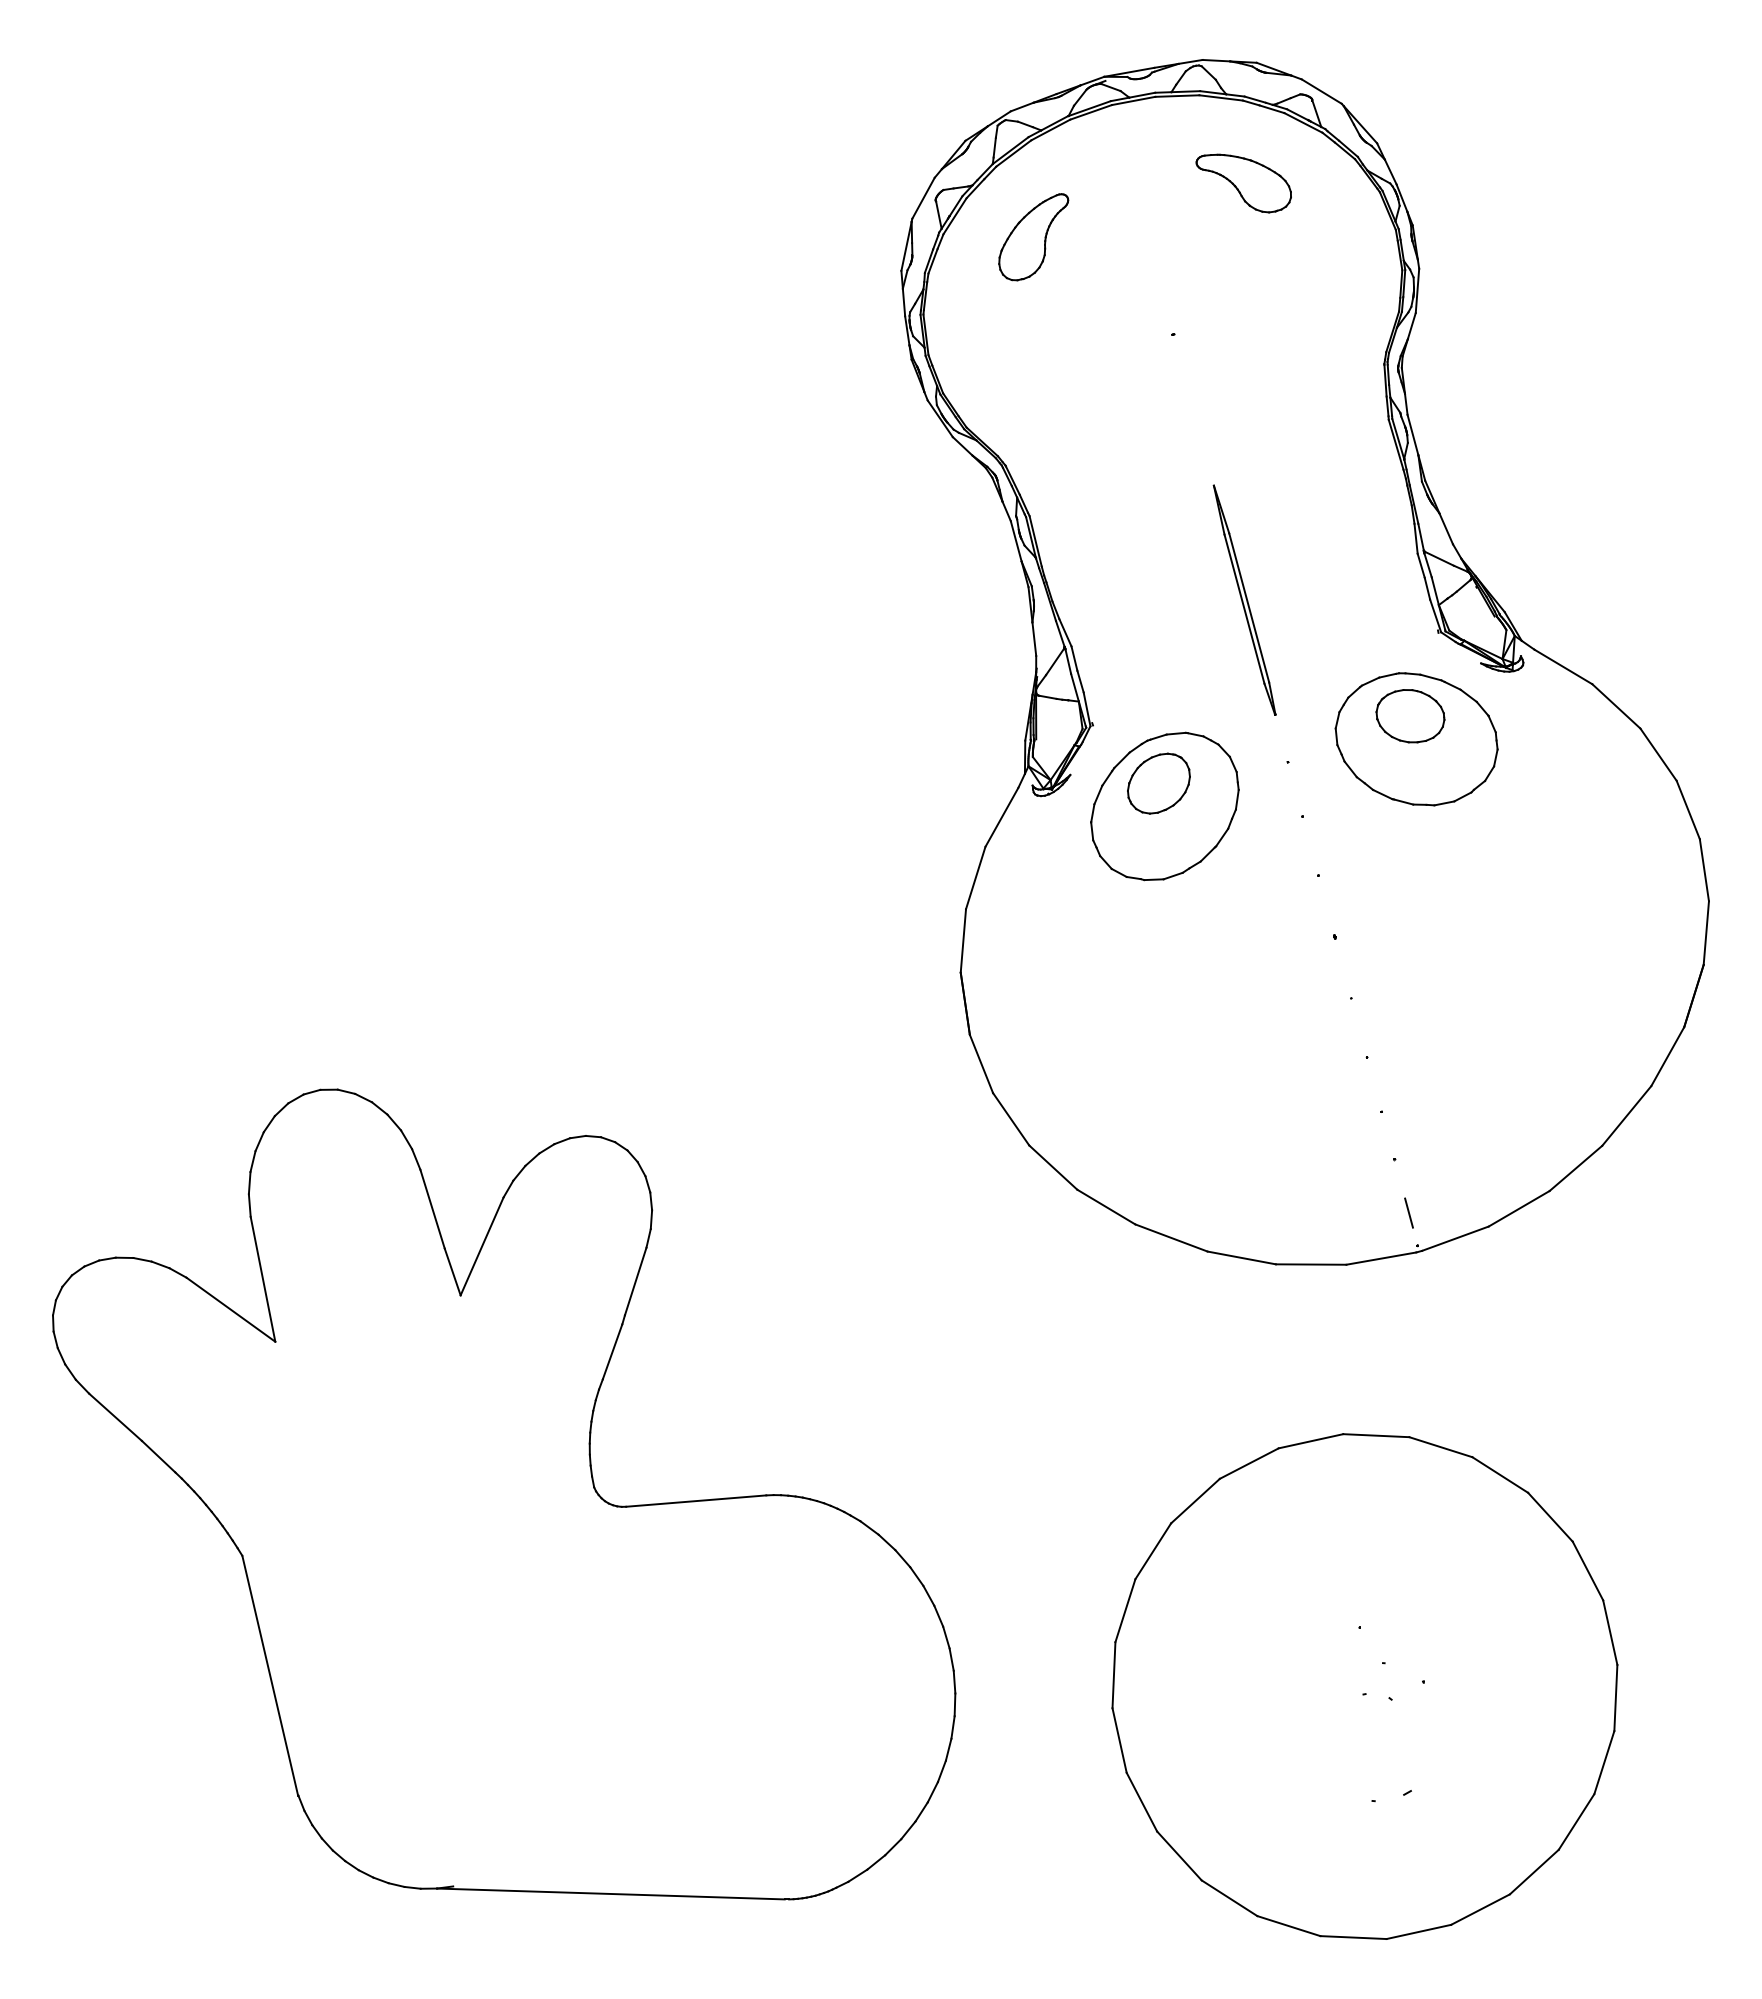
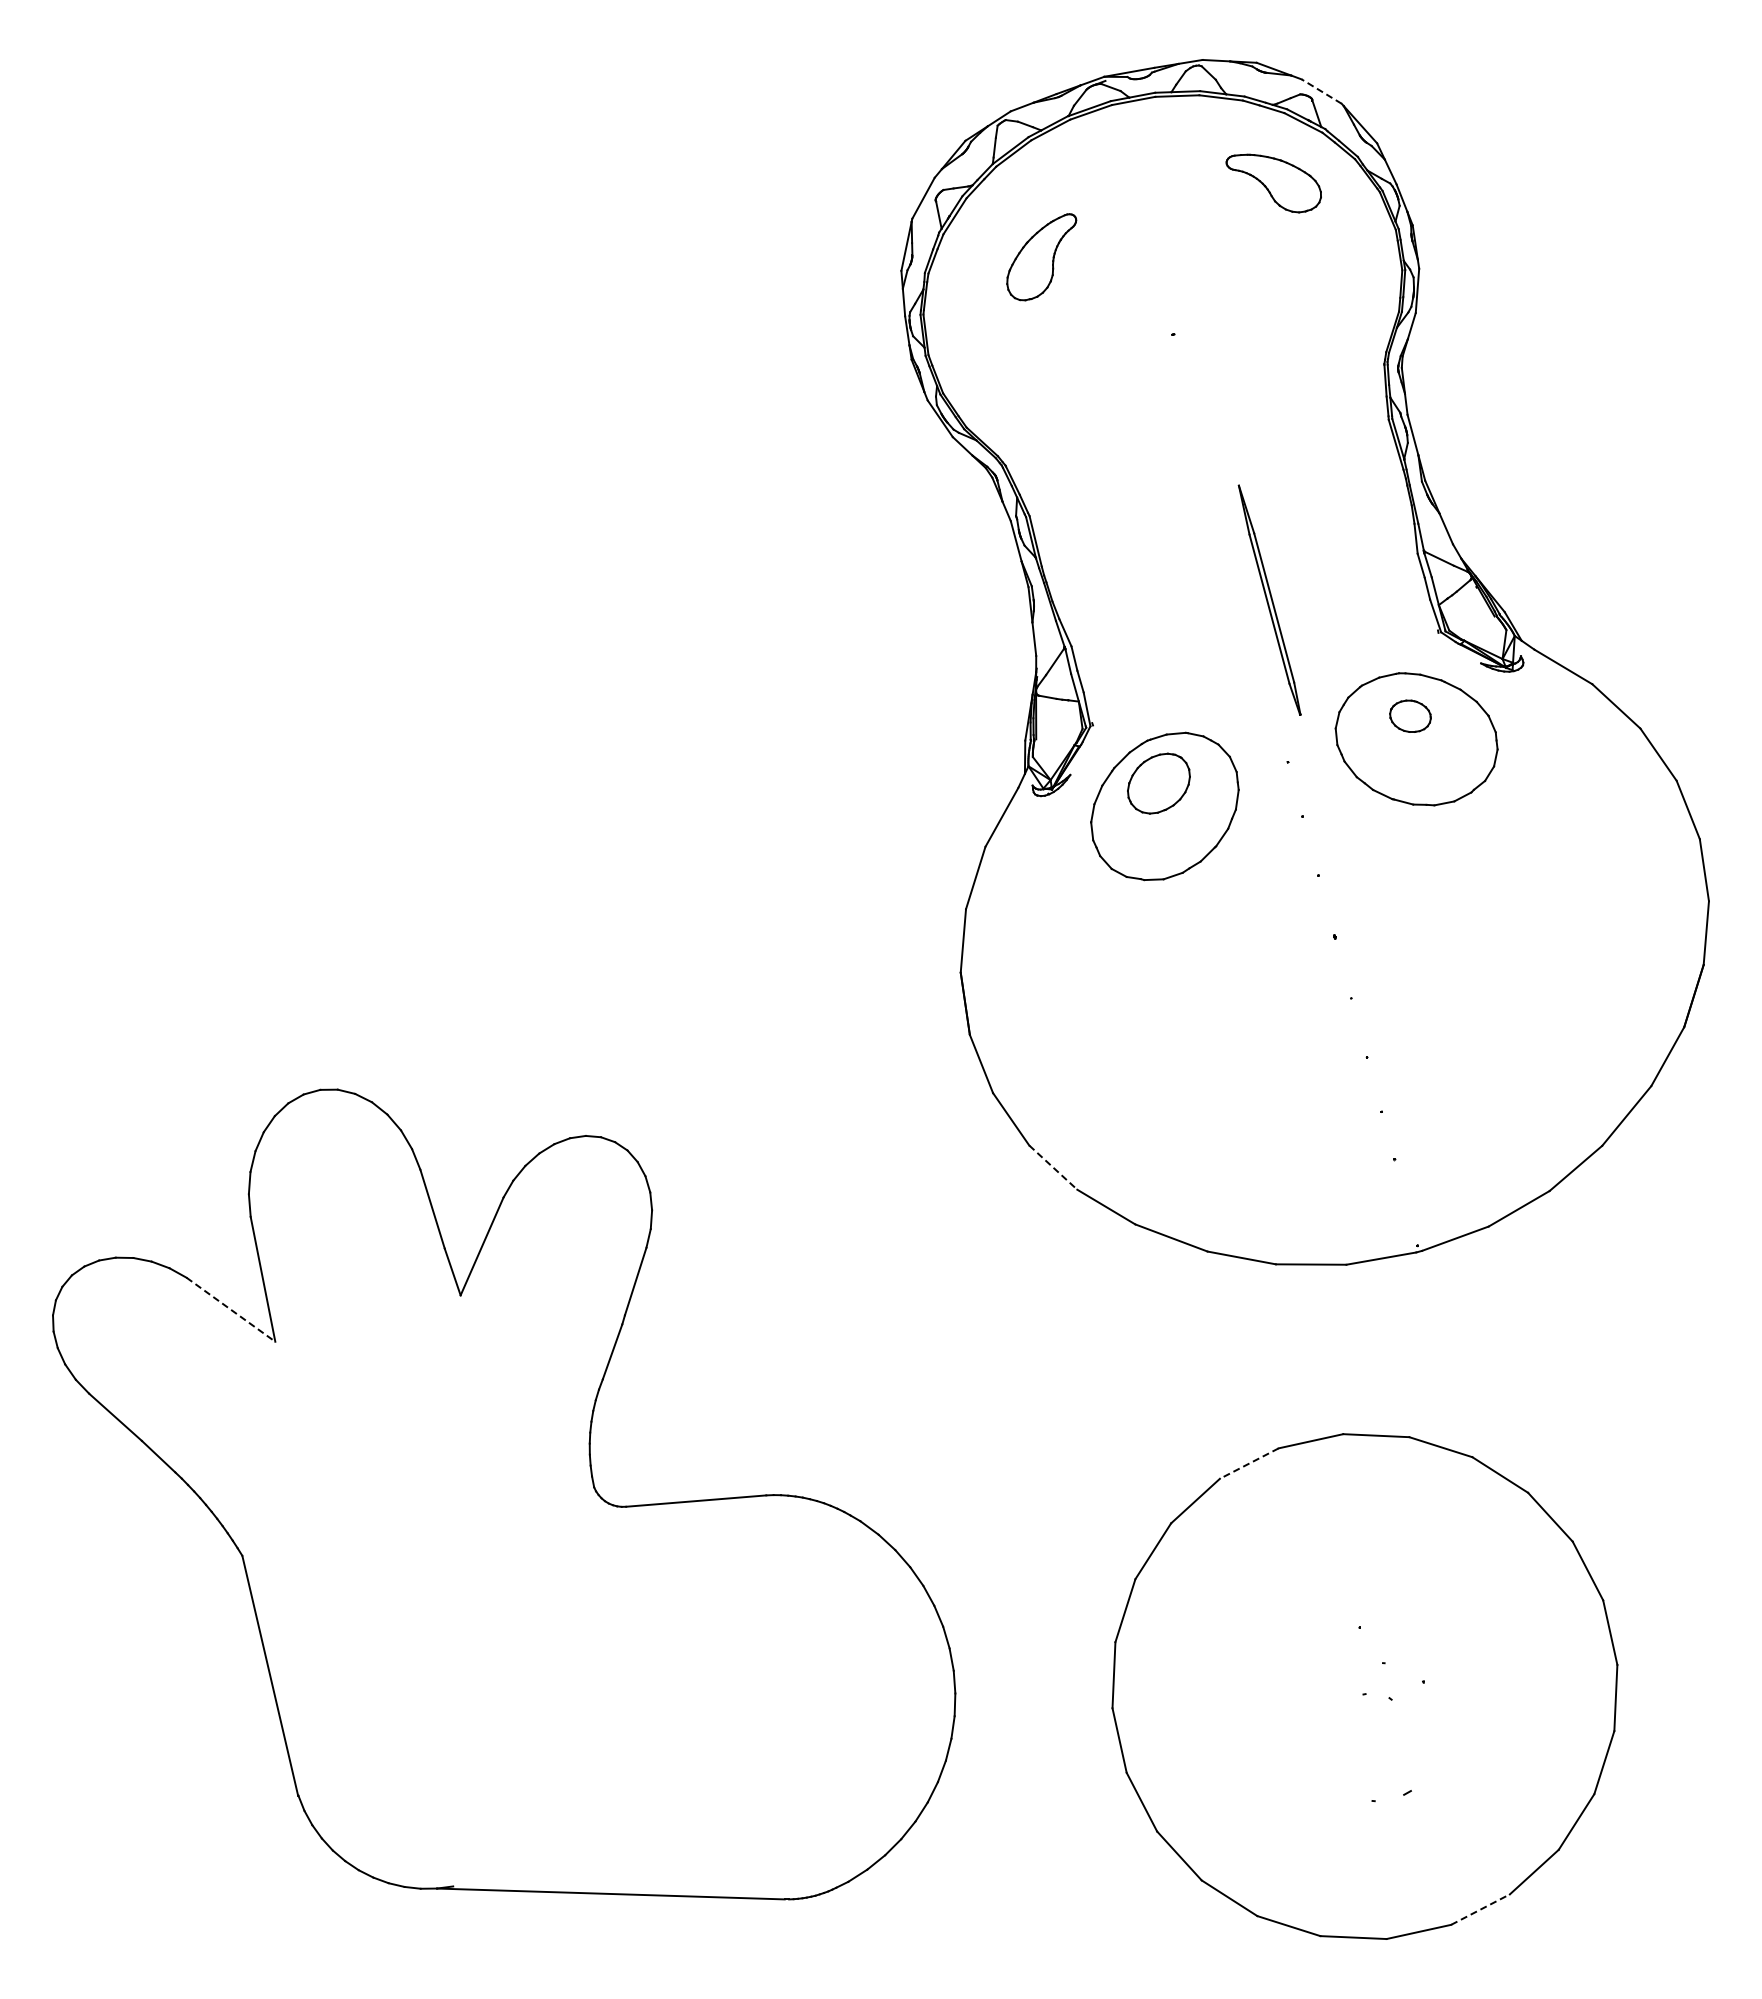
line: solid -> dashed (1321, 91)
part position: (1243, 183) -> (1273, 183) (1273, 183)
part position: (1033, 237) -> (1041, 257) (1041, 257)
part position: (1244, 599) -> (1269, 599) (1269, 599)
part size: 71x55 px -> 43x34 px (1410, 715)
line: solid -> dashed (1053, 1167)
line: present -> none (1408, 1212)
line: solid -> dashed (230, 1309)
line: solid -> dashed (1248, 1463)
line: solid -> dashed (1480, 1909)
